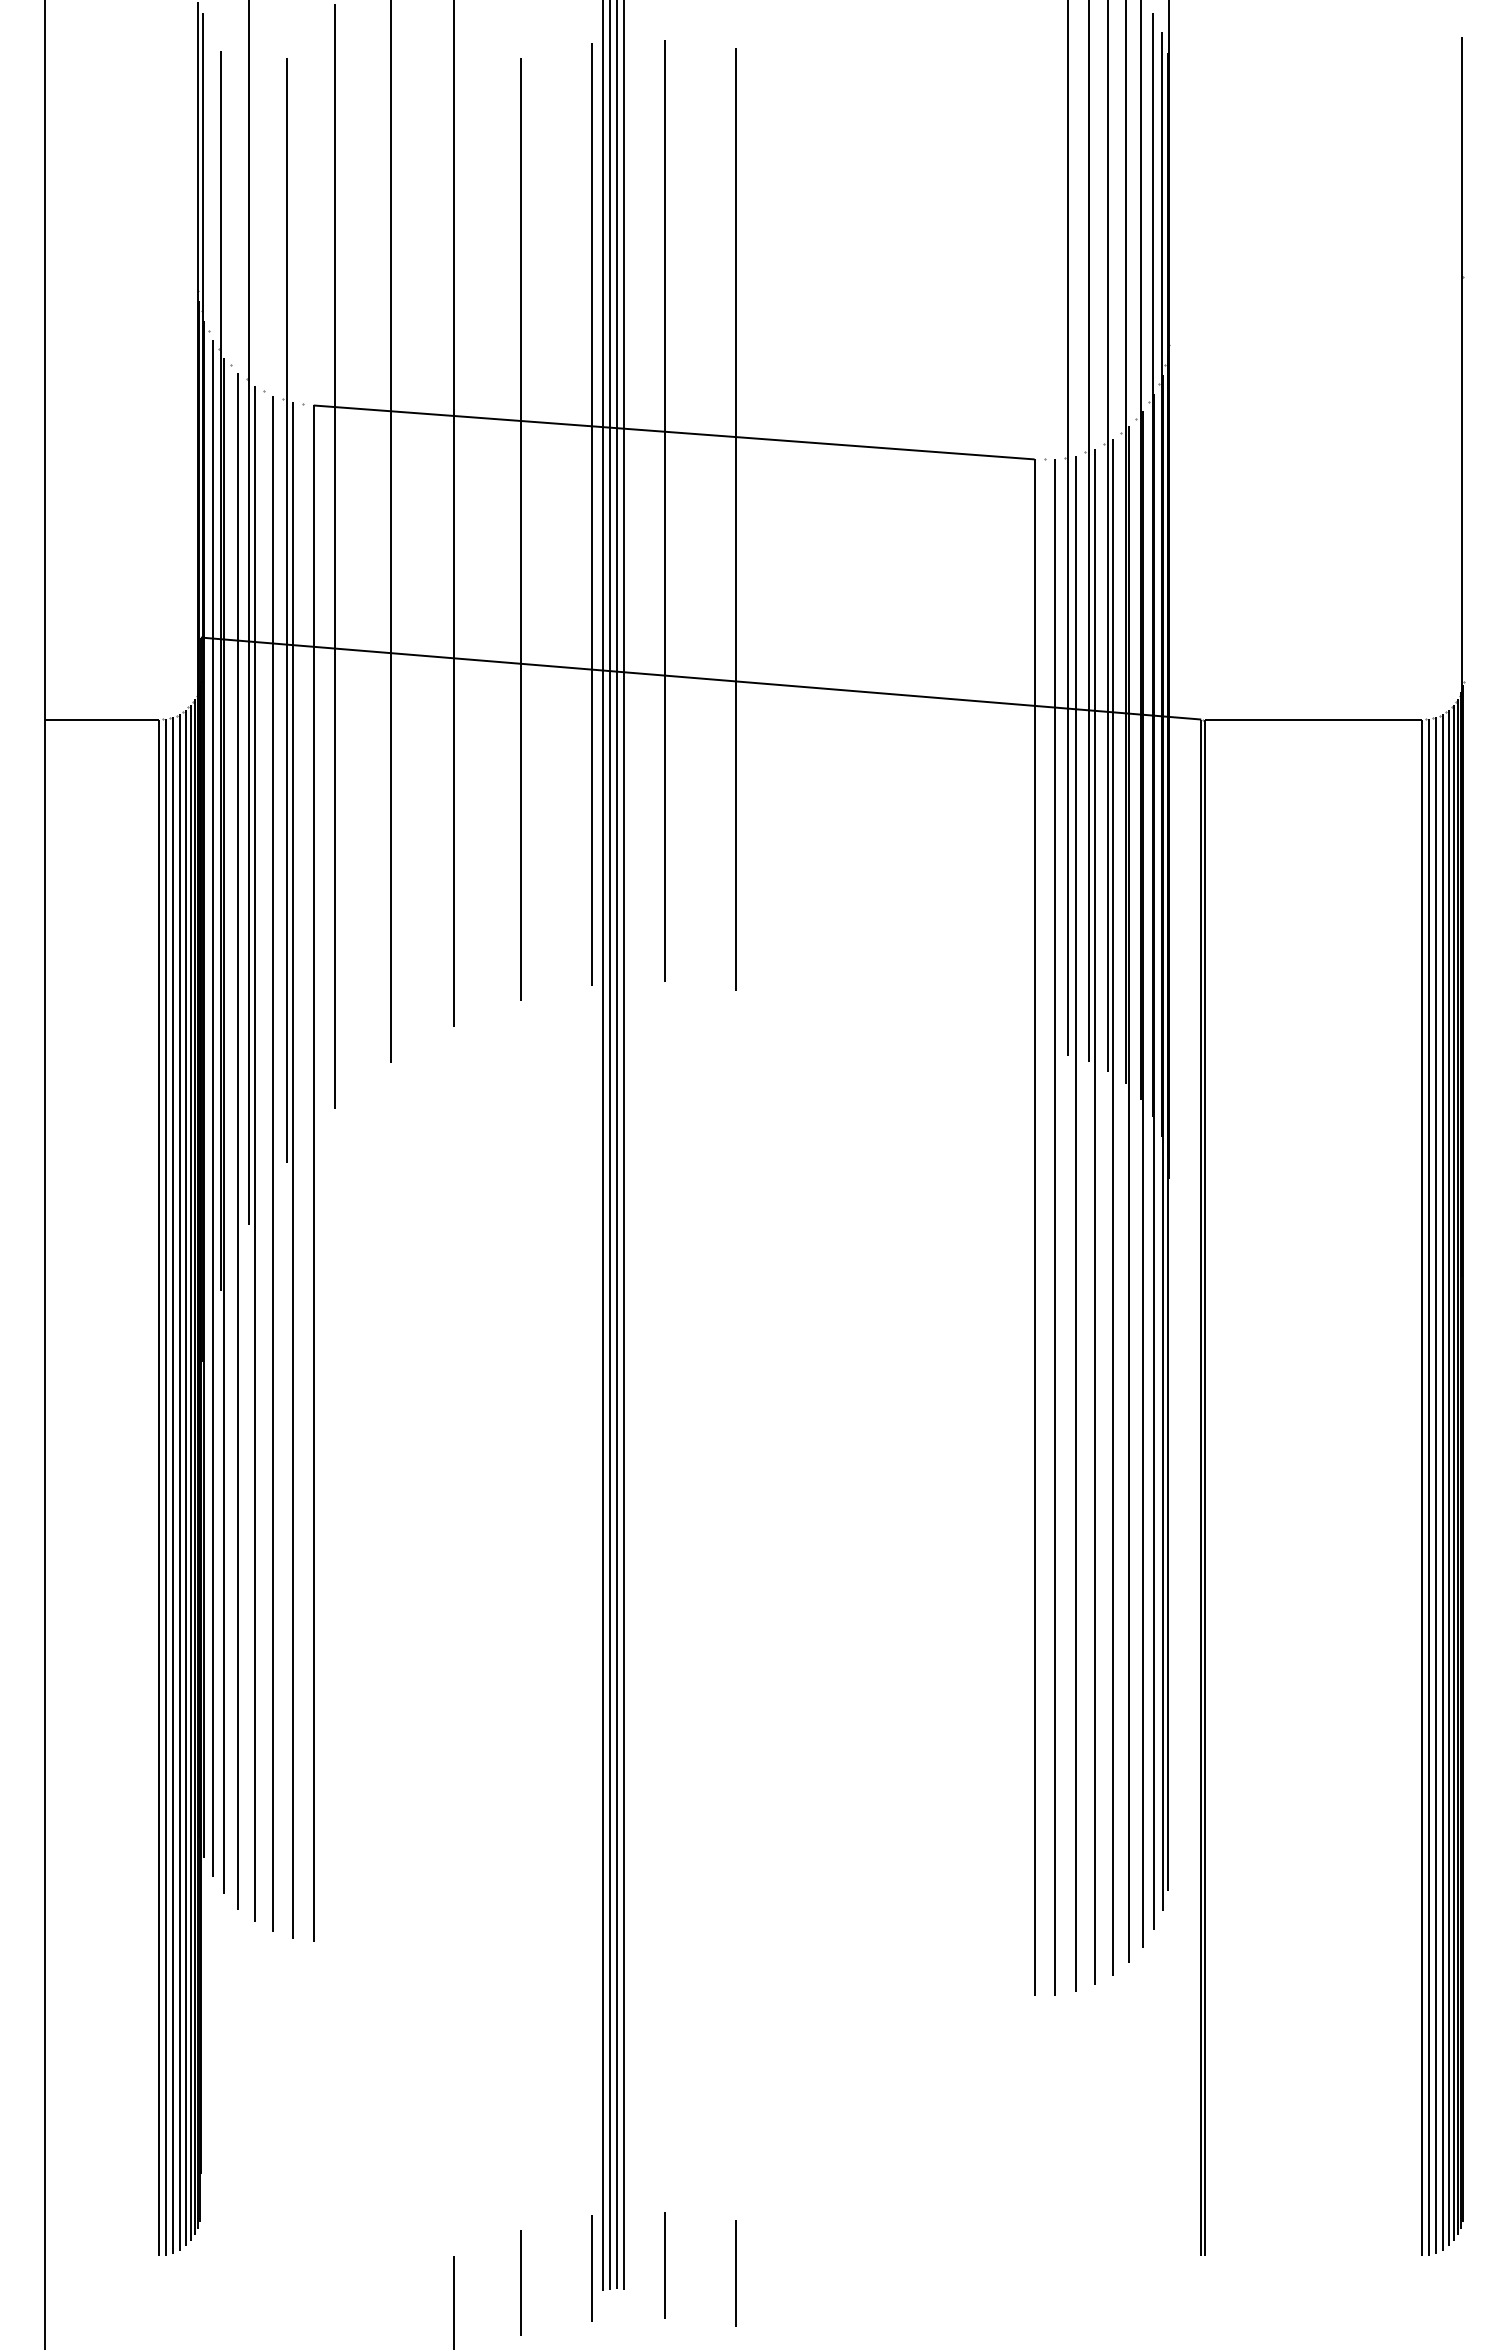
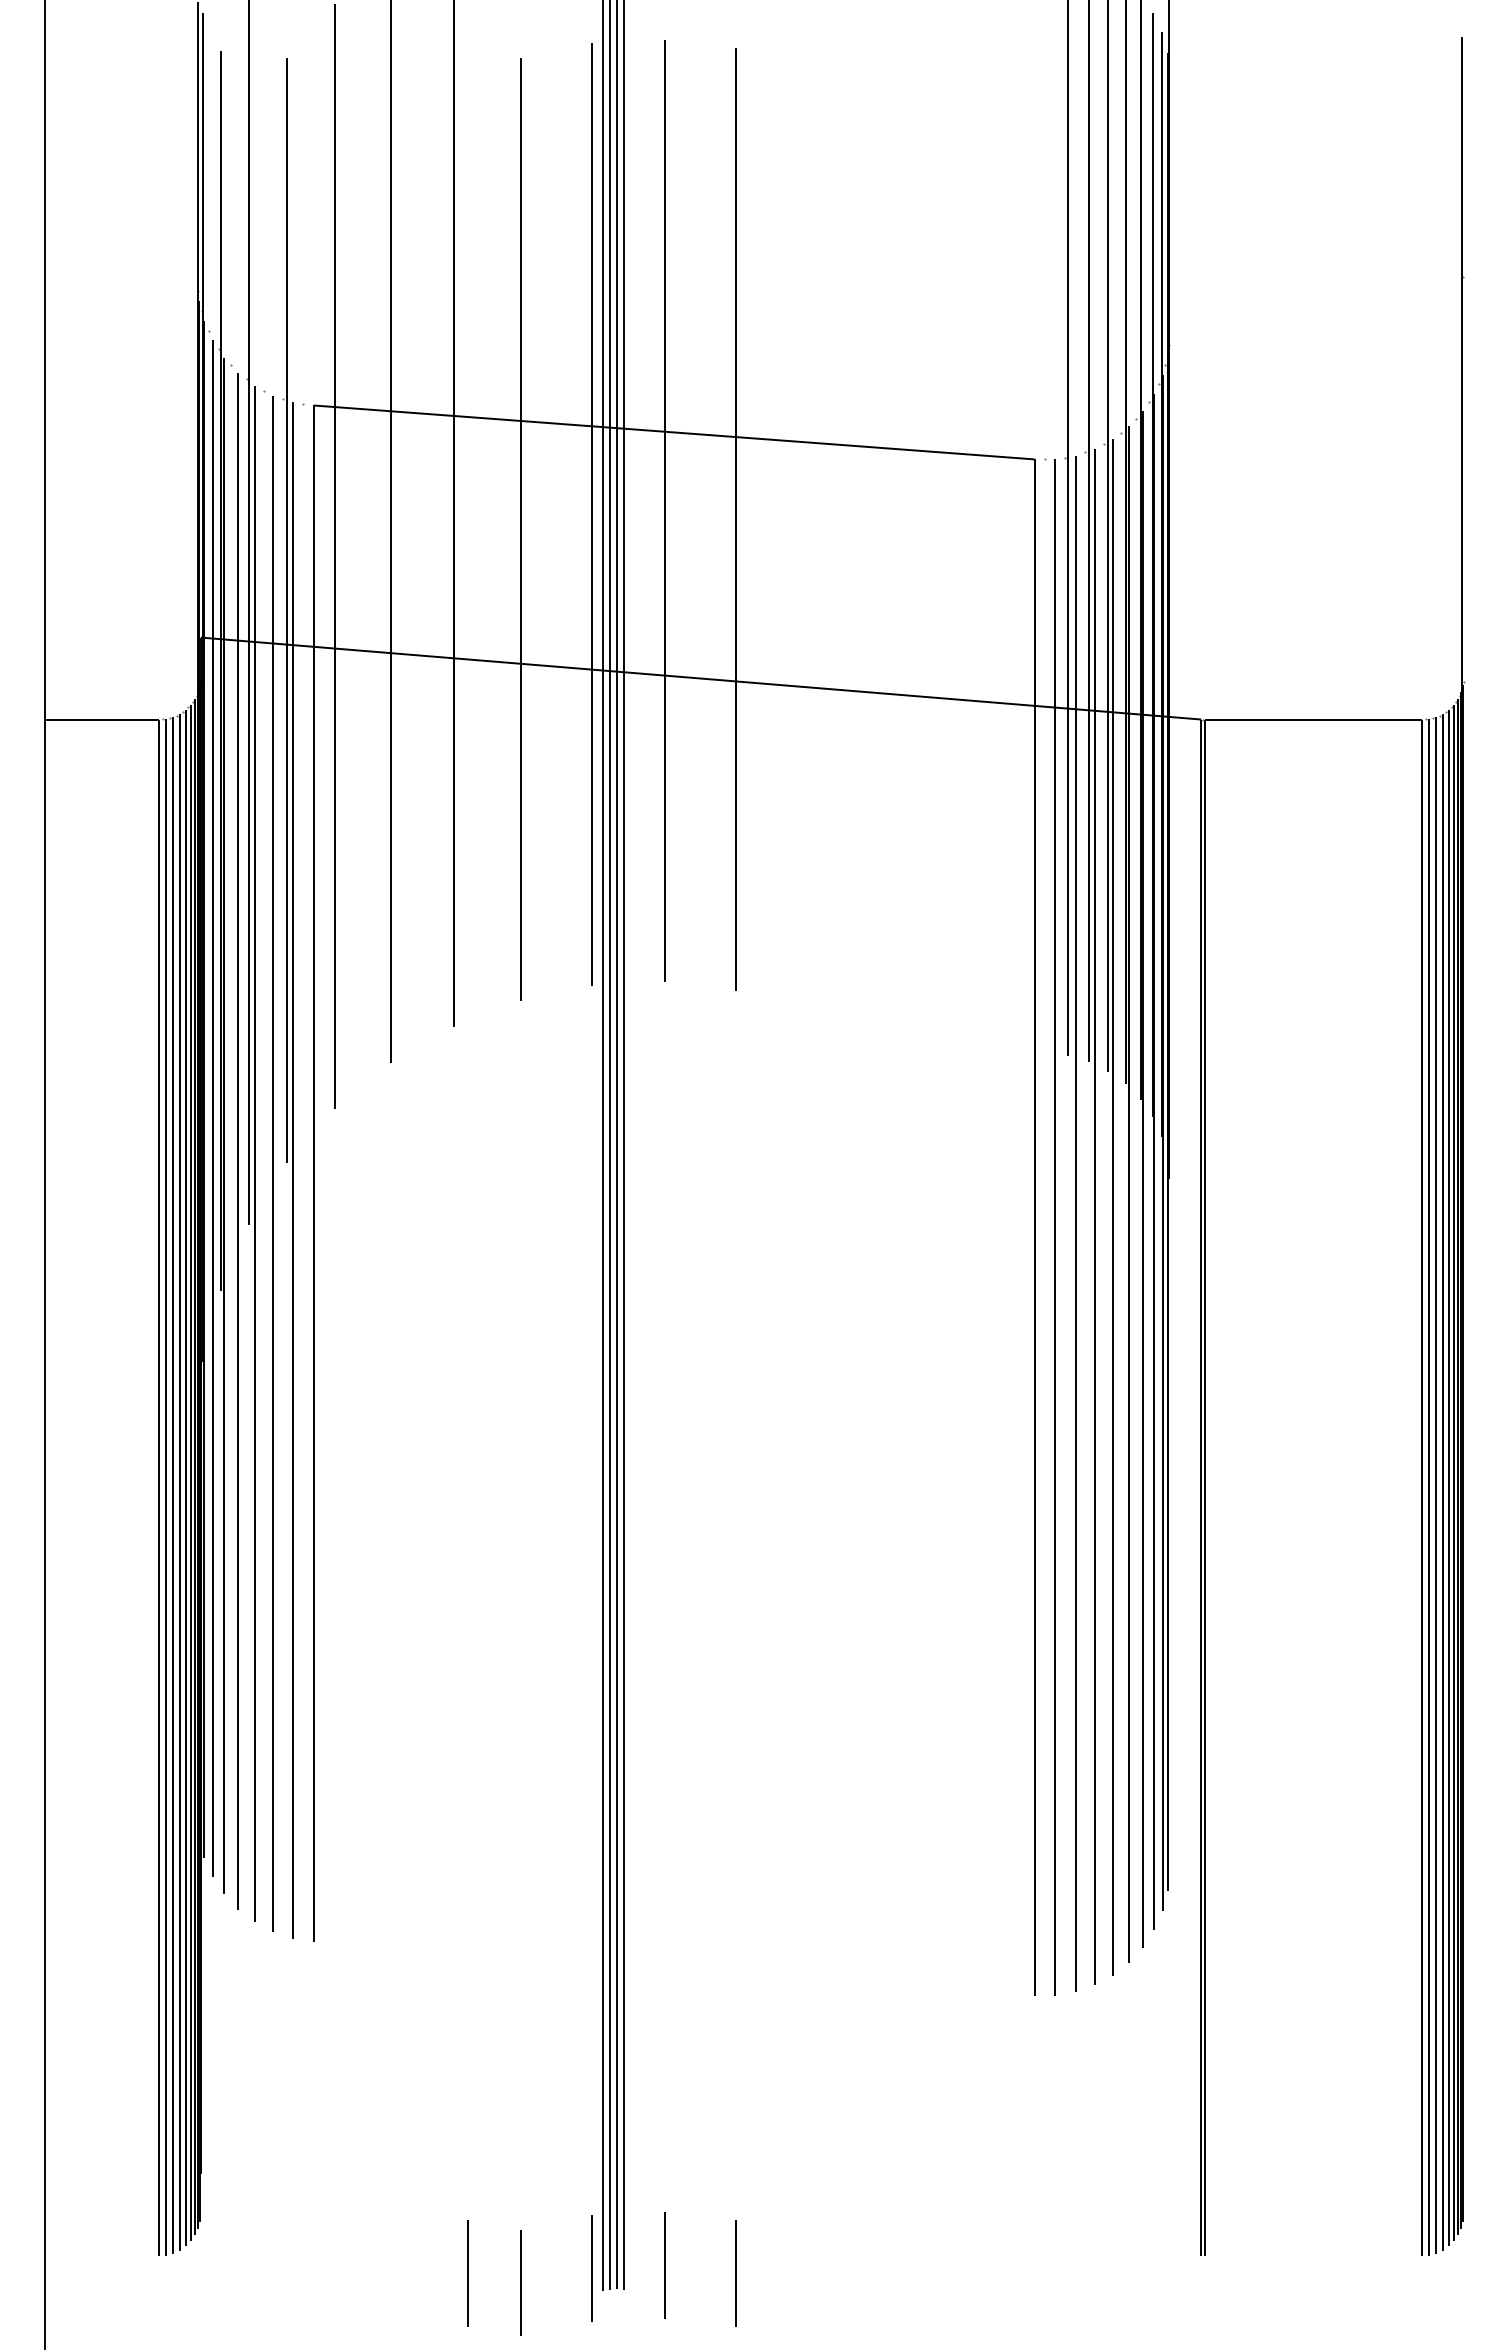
line: none -> present (467, 2273)
line: present -> none (453, 2300)
